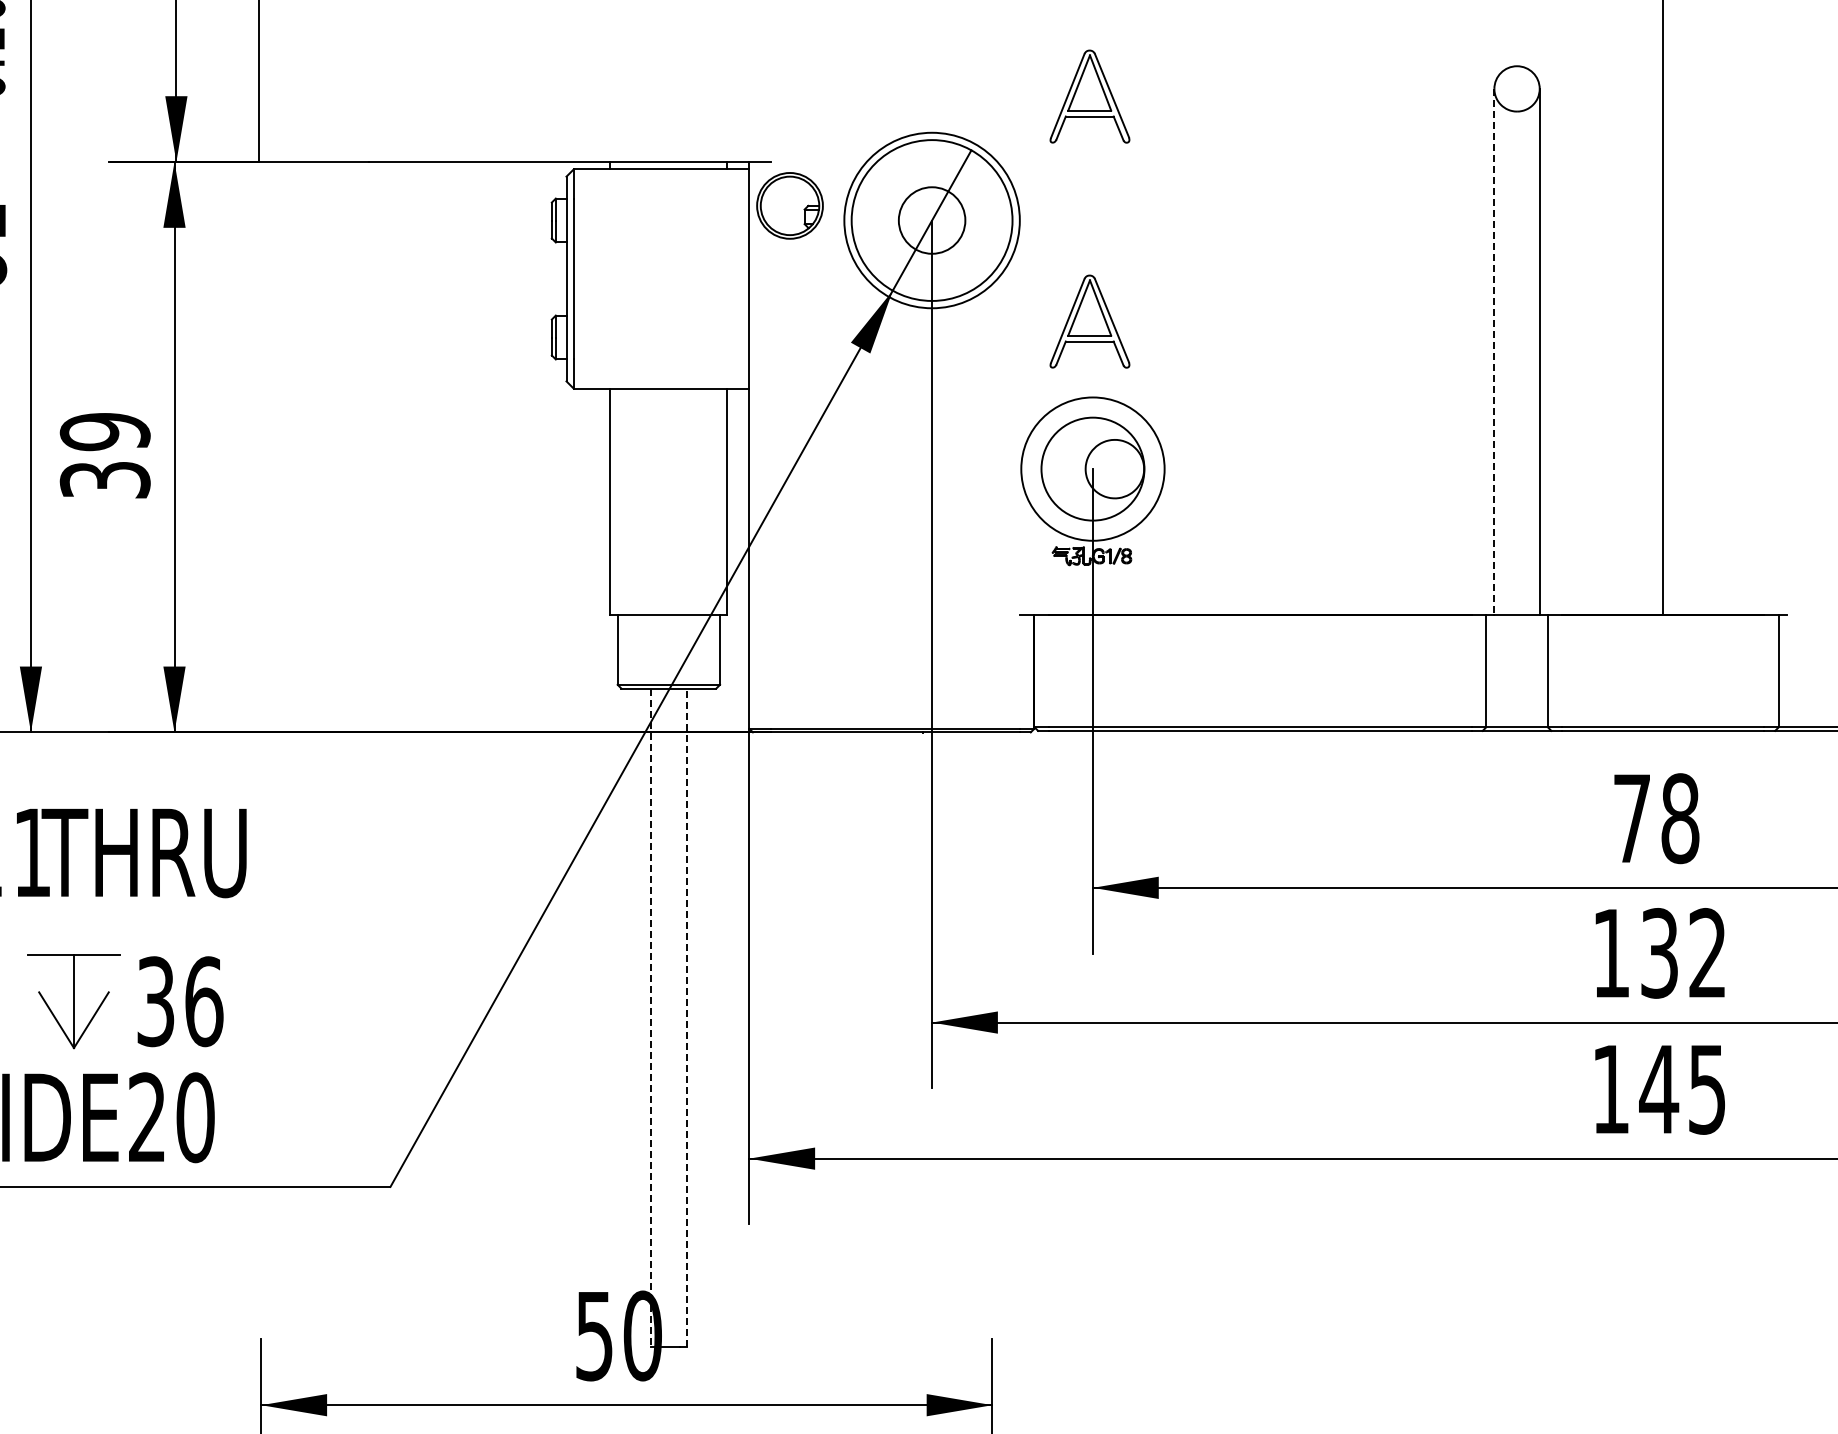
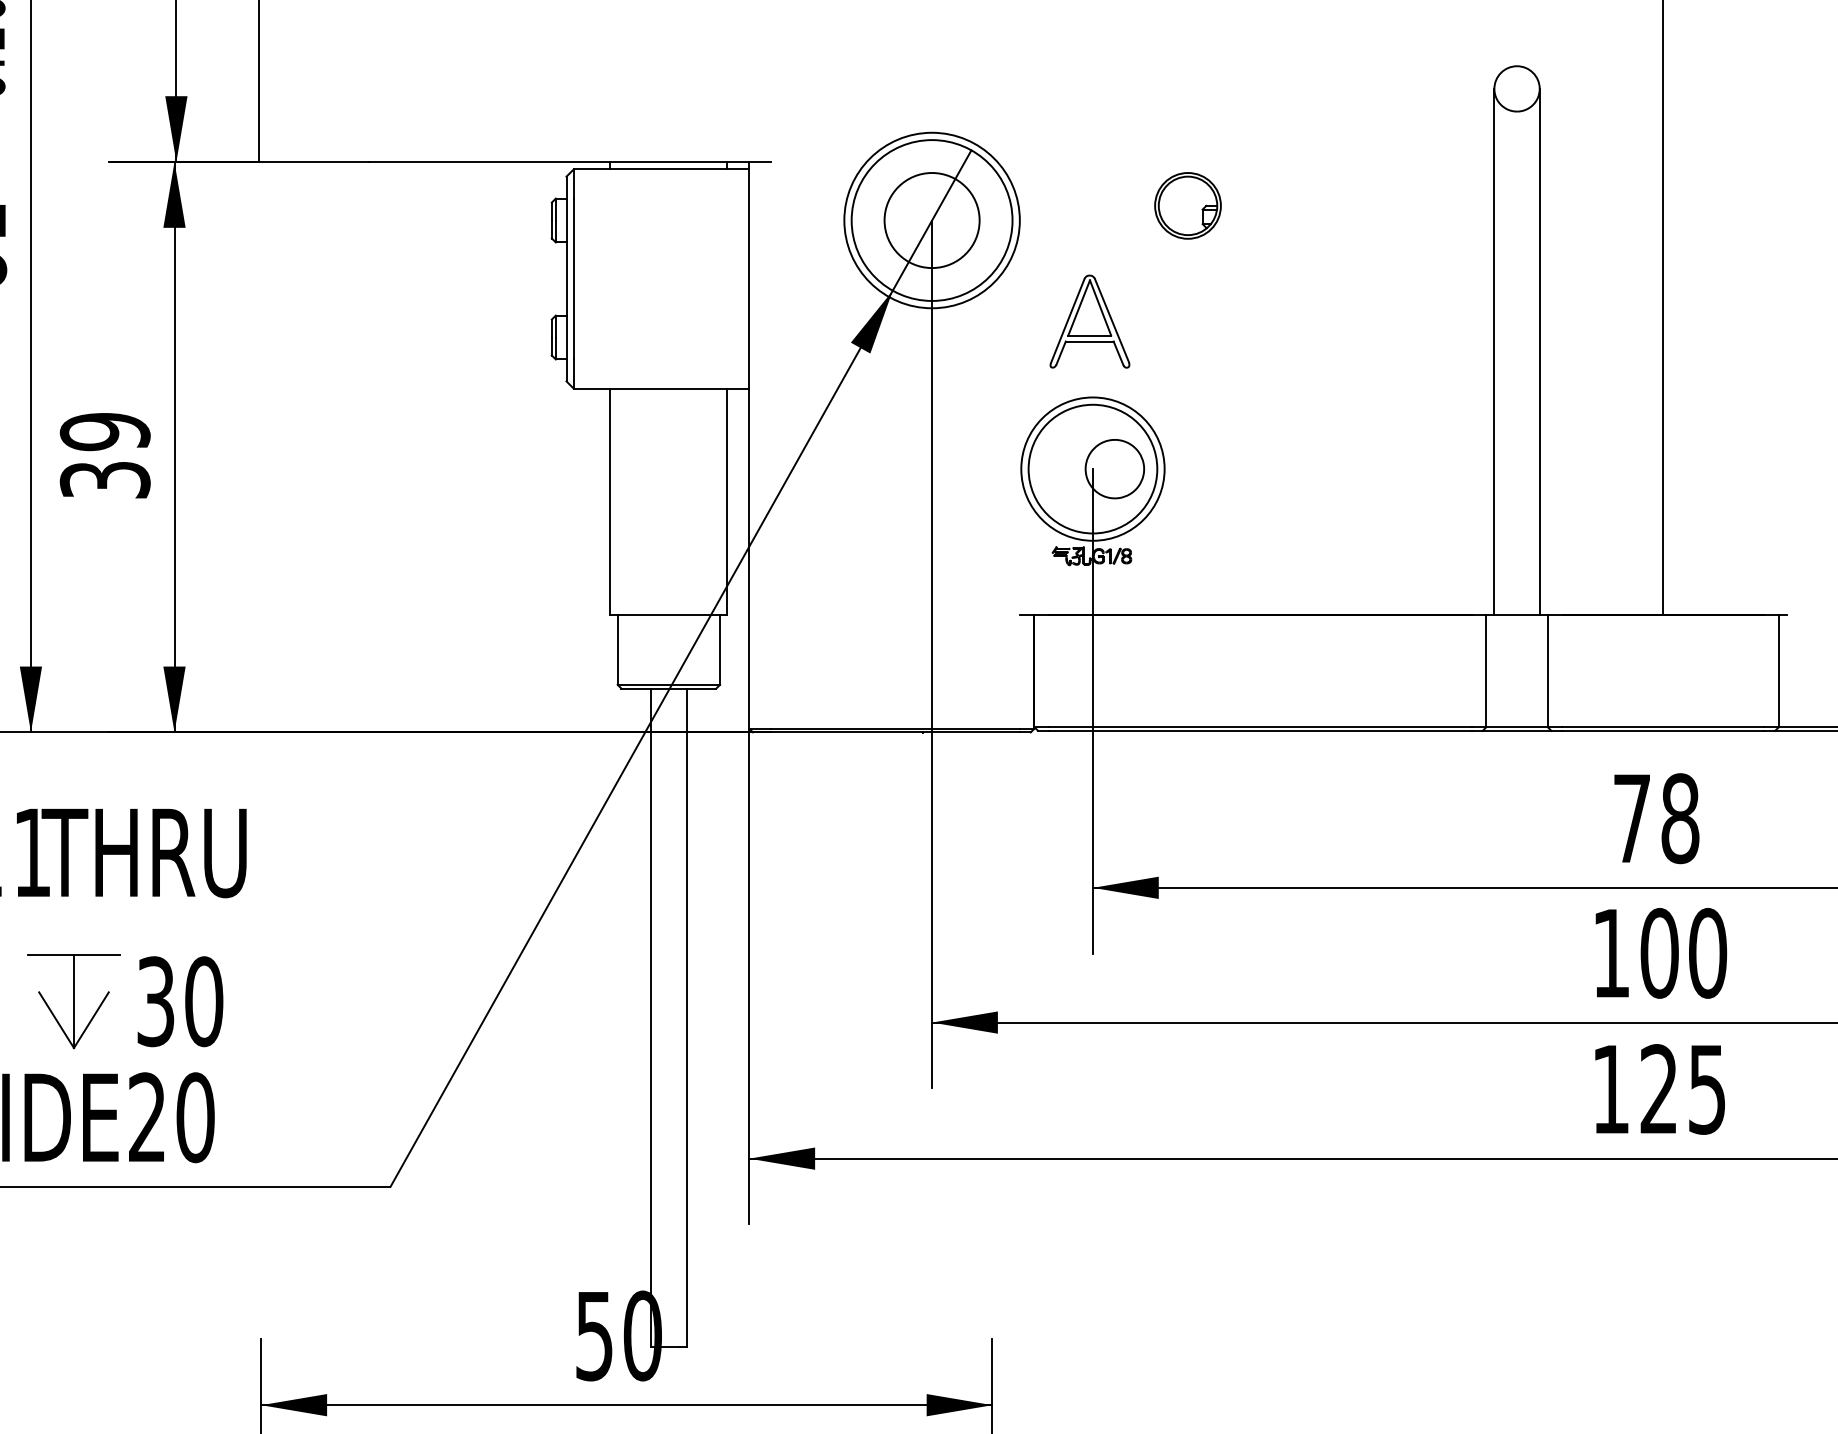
part: present -> none (1089, 96)
part position: (789, 205) -> (1187, 205) (1187, 205)
circle diameter: 67 px -> 95 px (931, 220)
line: dashed -> solid (1494, 352)
circle diameter: 103 px -> 129 px (1092, 468)
text: 132 -> 100 (1683, 953)
text: 36 -> 30 (204, 1001)
line: dashed -> solid (687, 1017)
line: dashed -> solid (650, 1018)
text: 145 -> 125 (1659, 1088)
